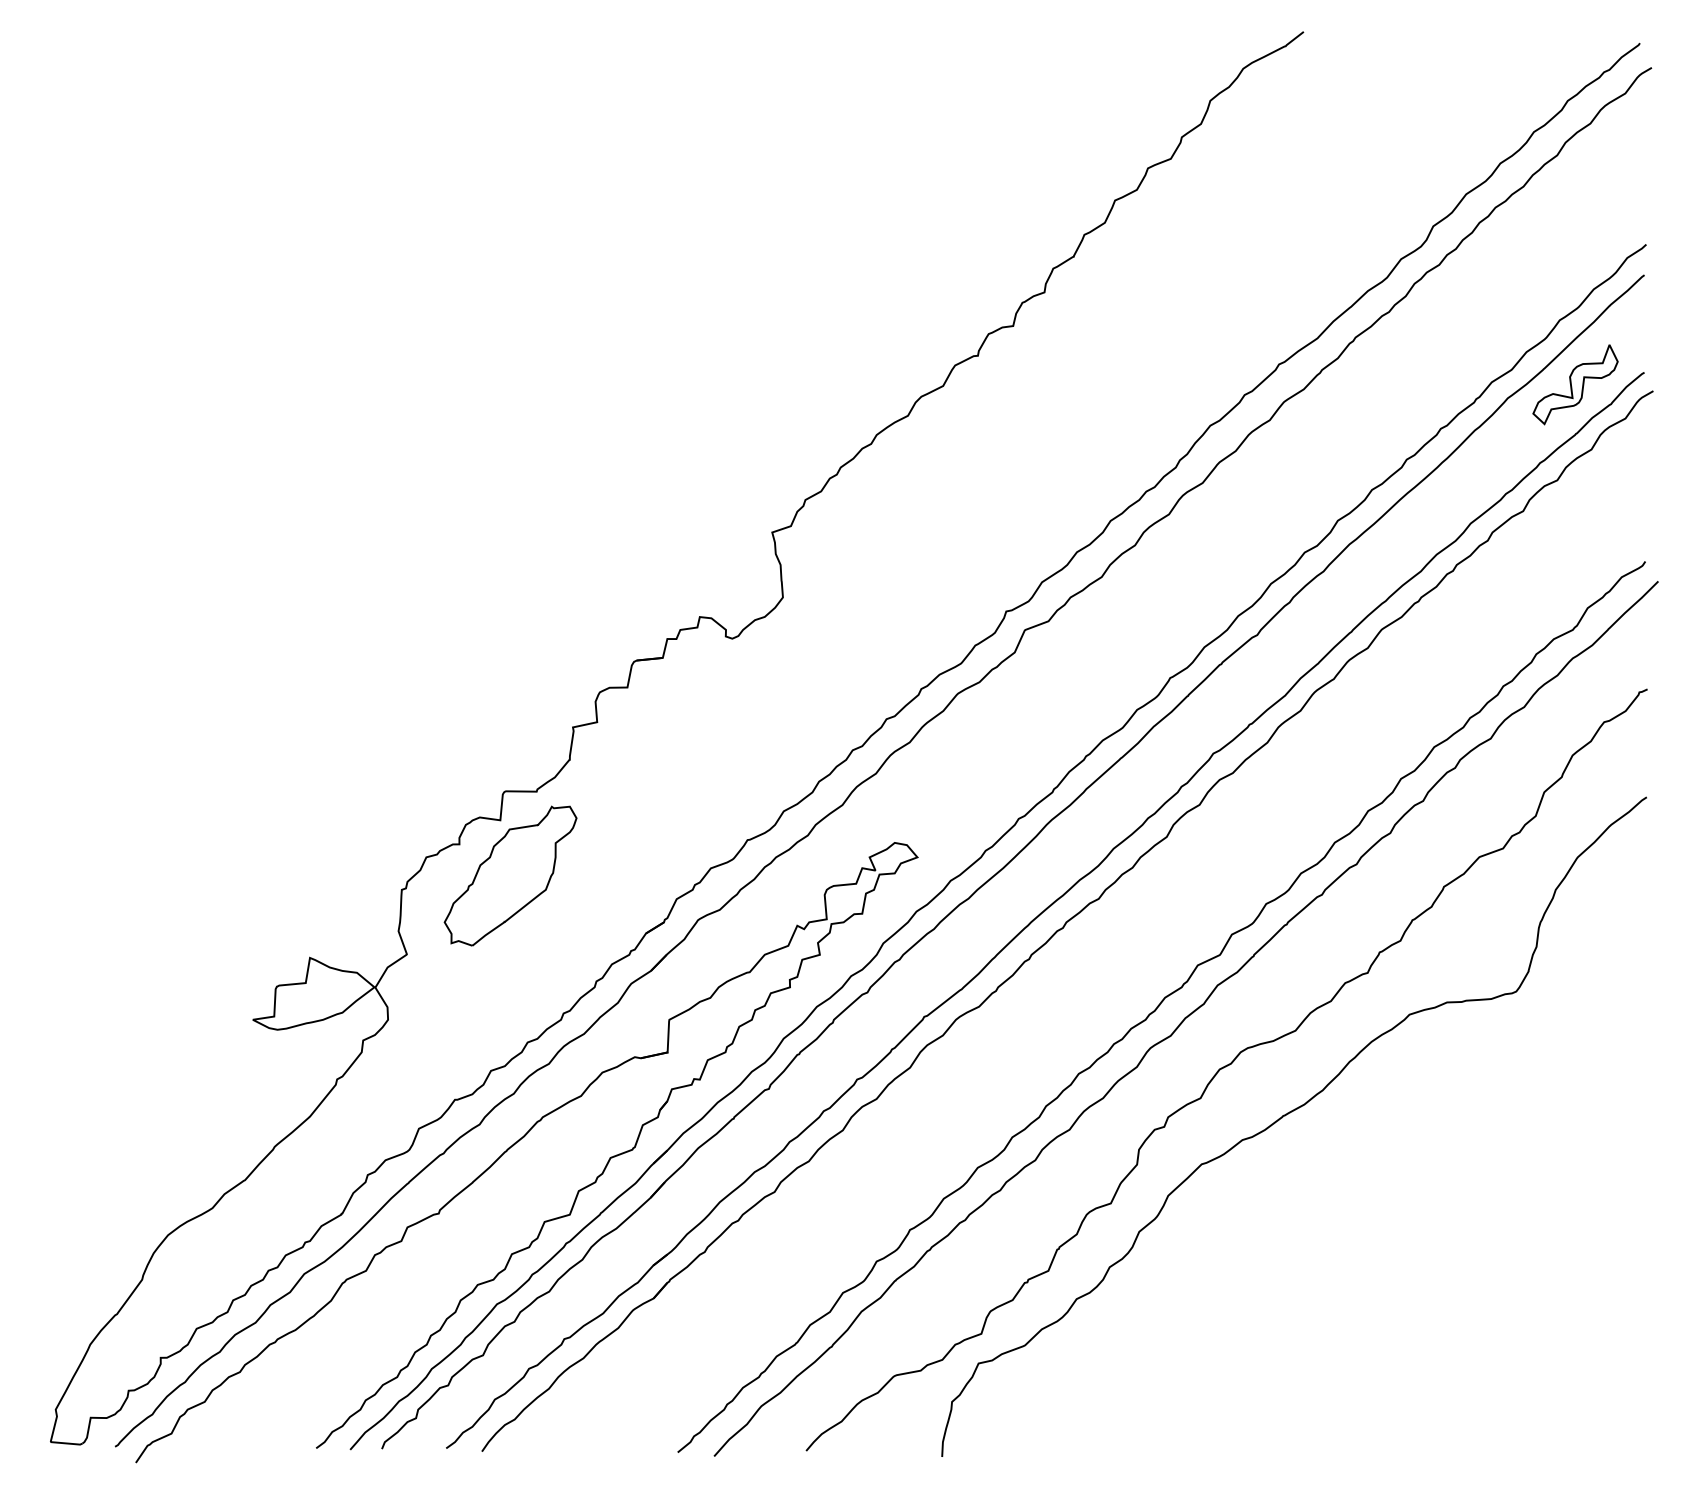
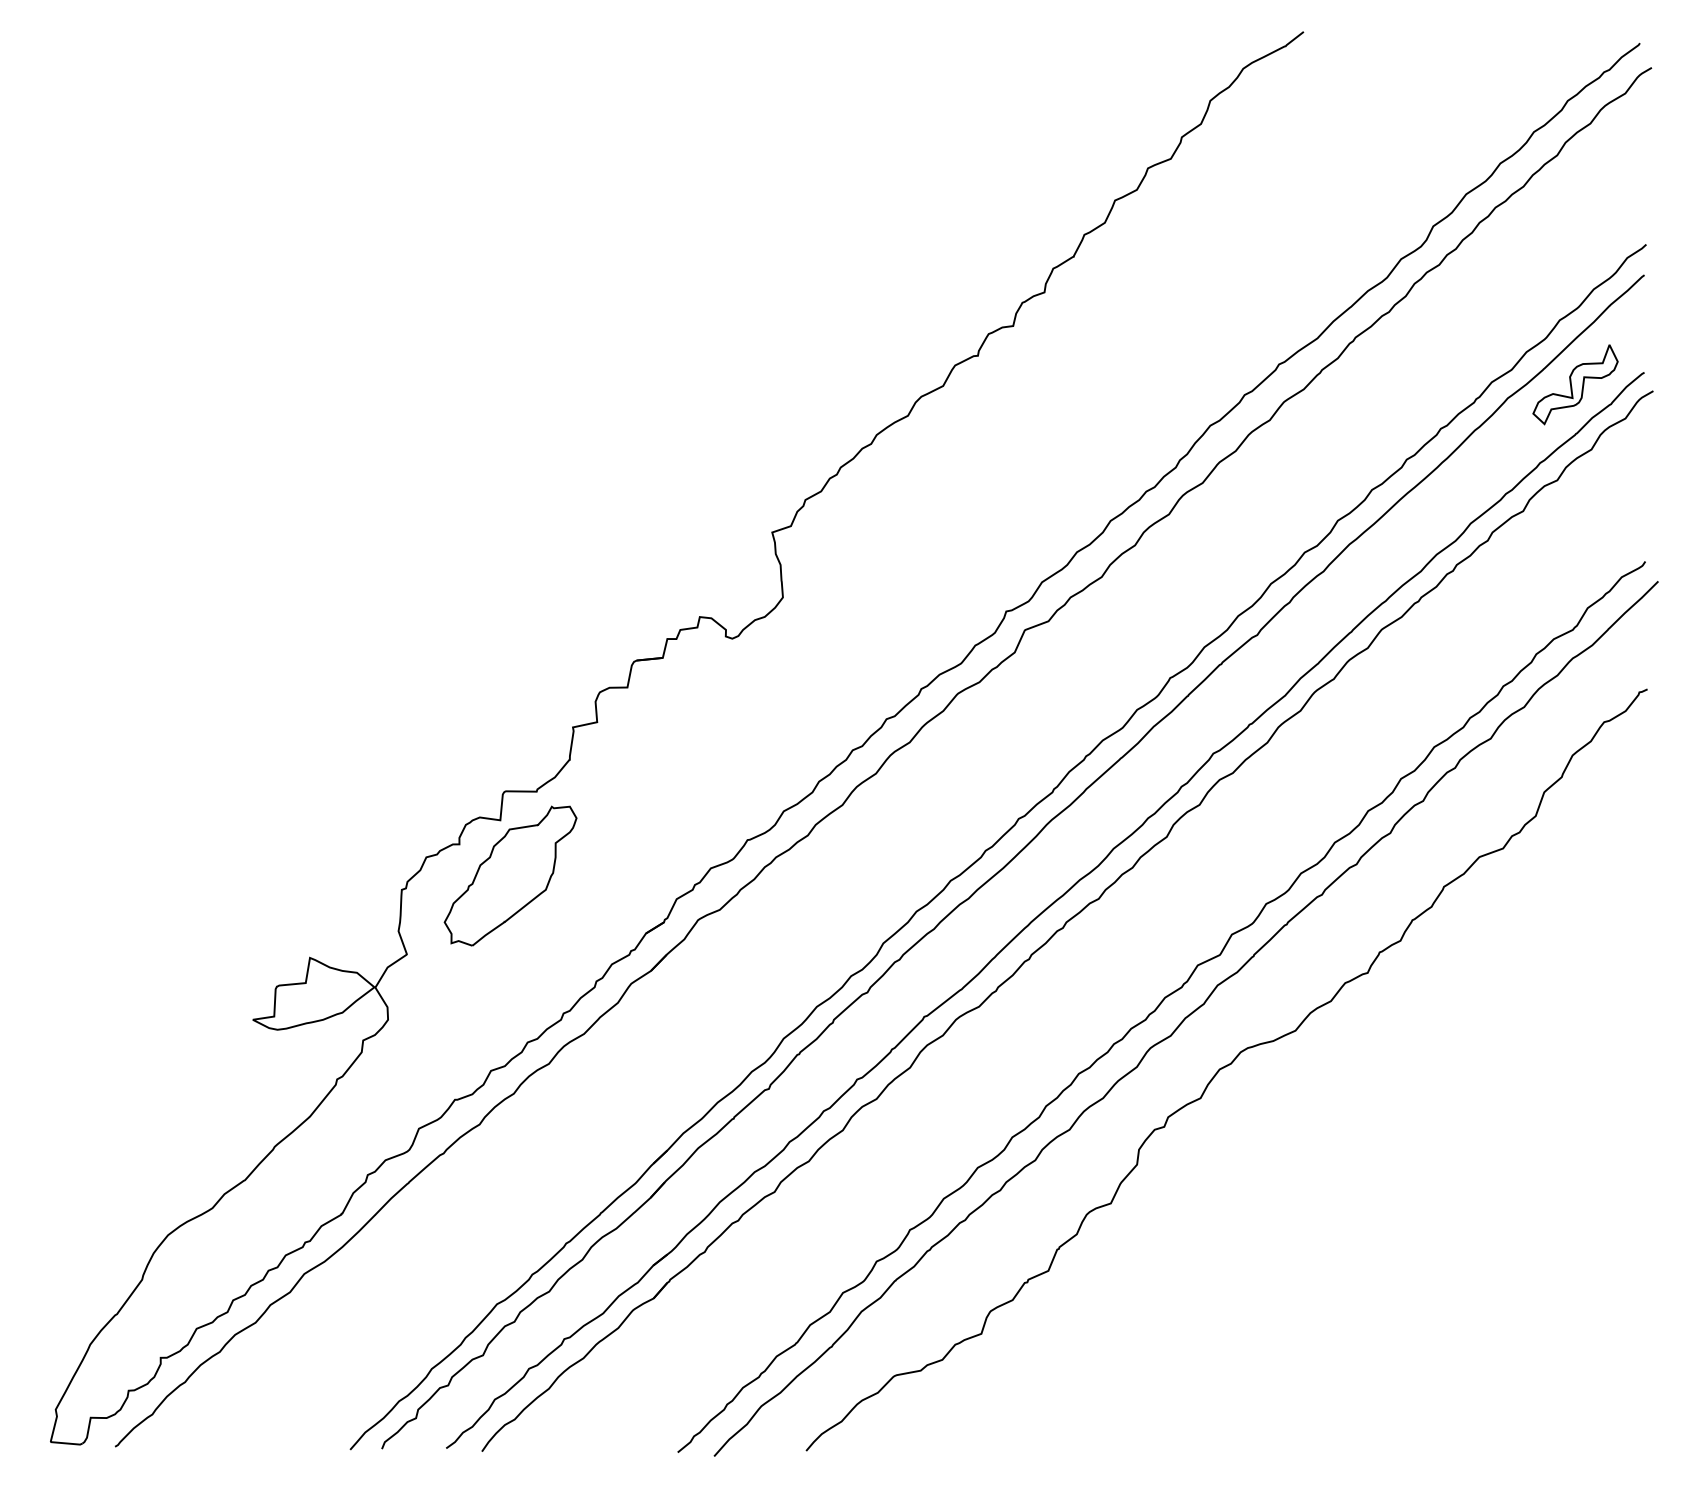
curve: present -> none (1285, 1116)
part: present -> none (518, 1142)
